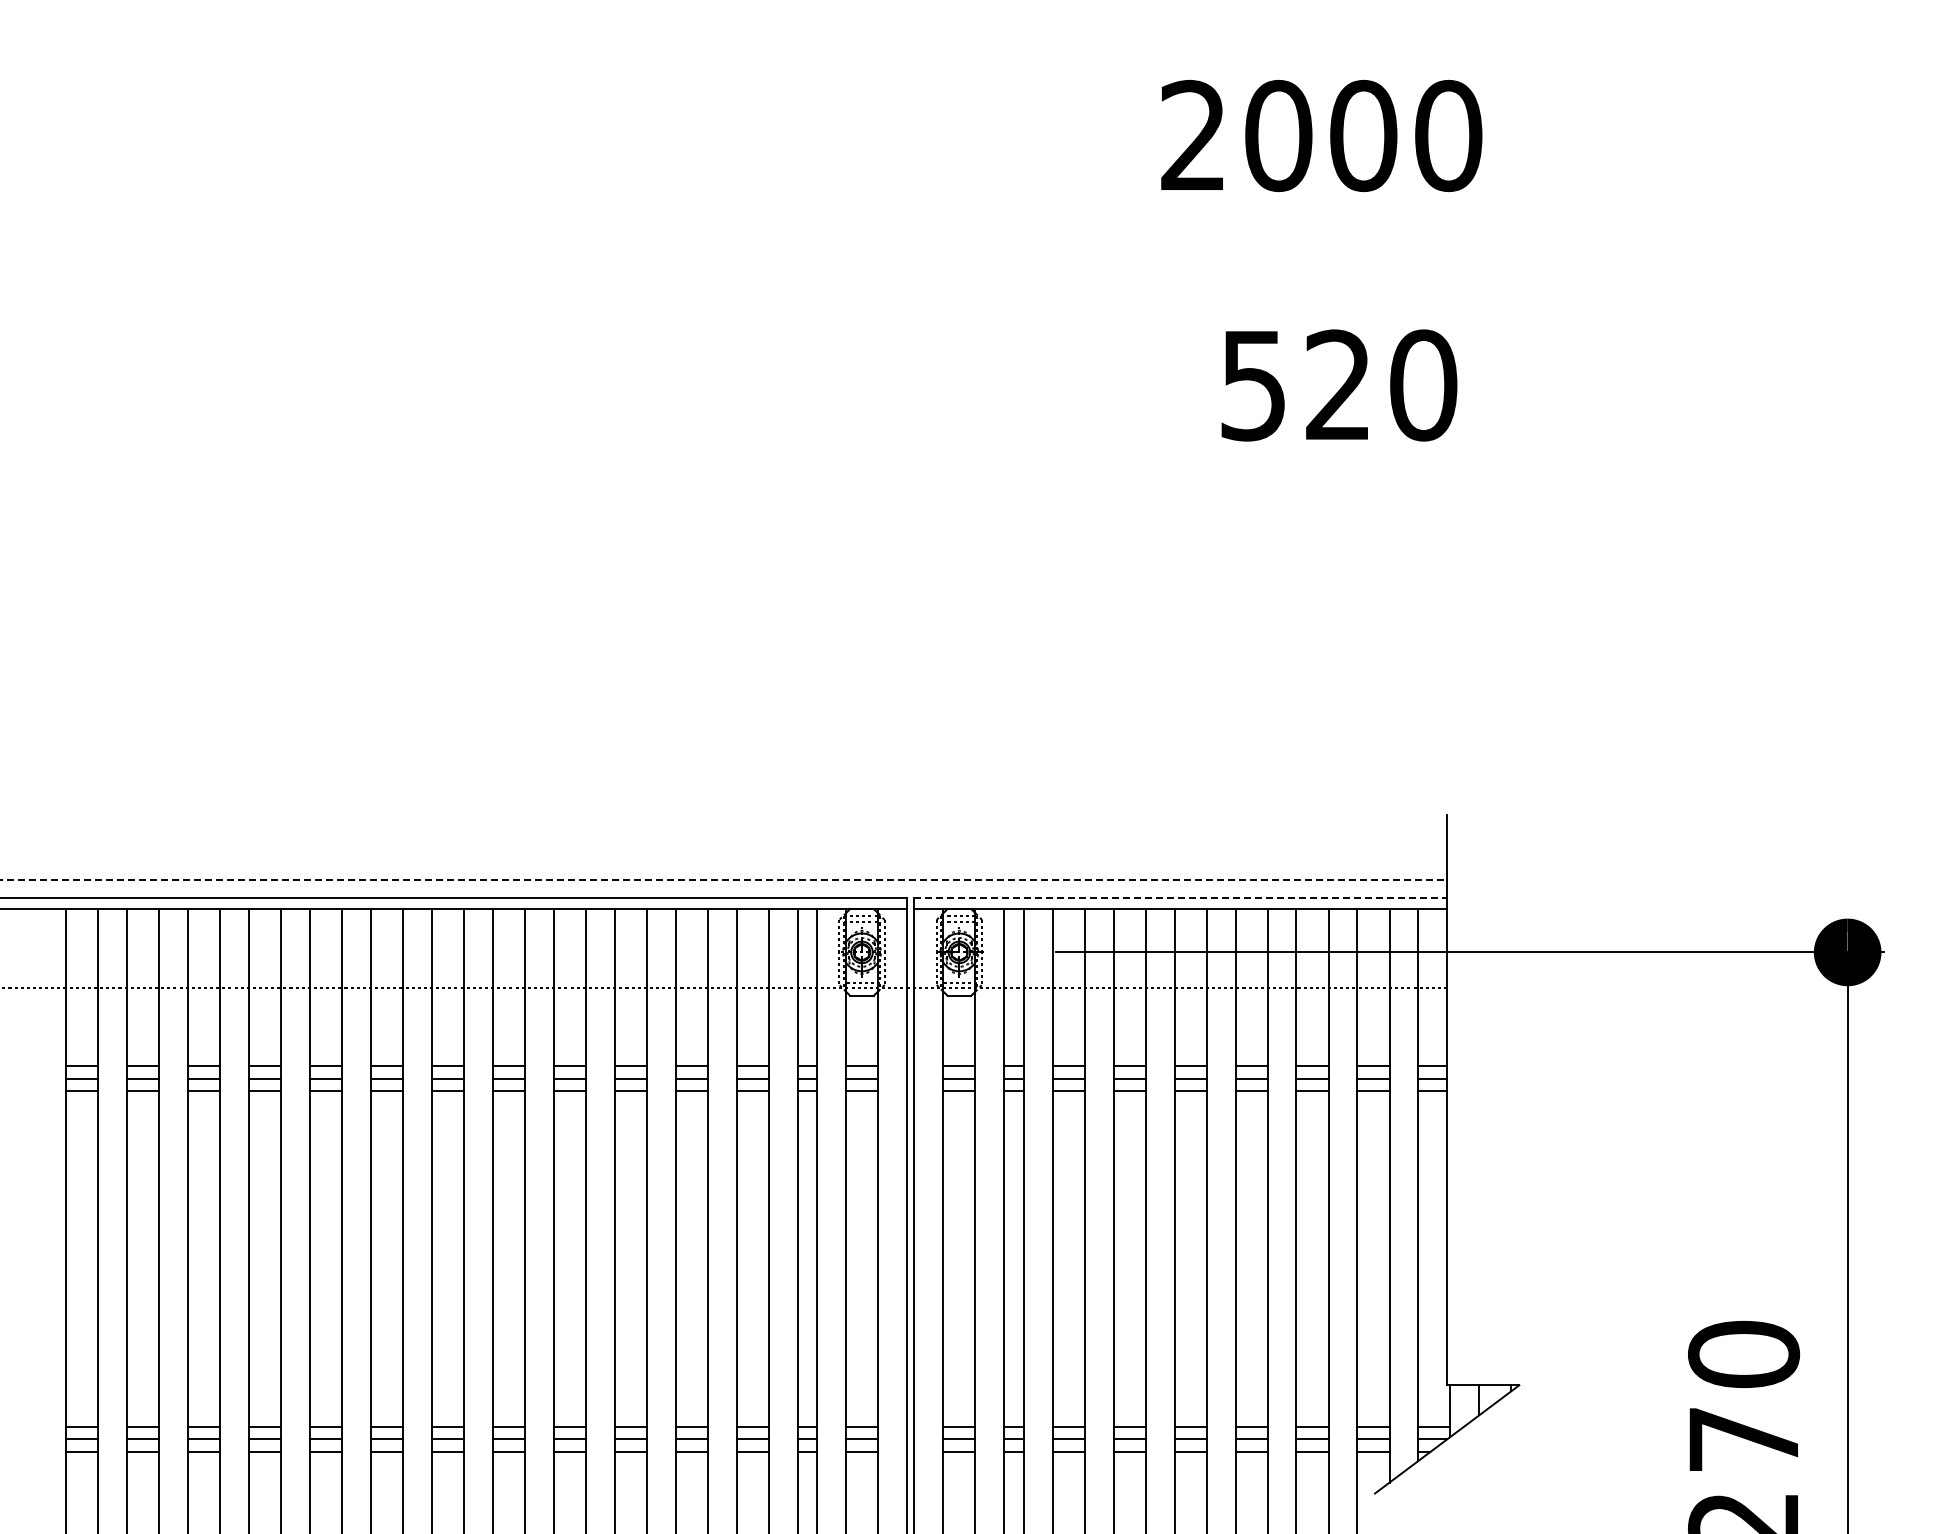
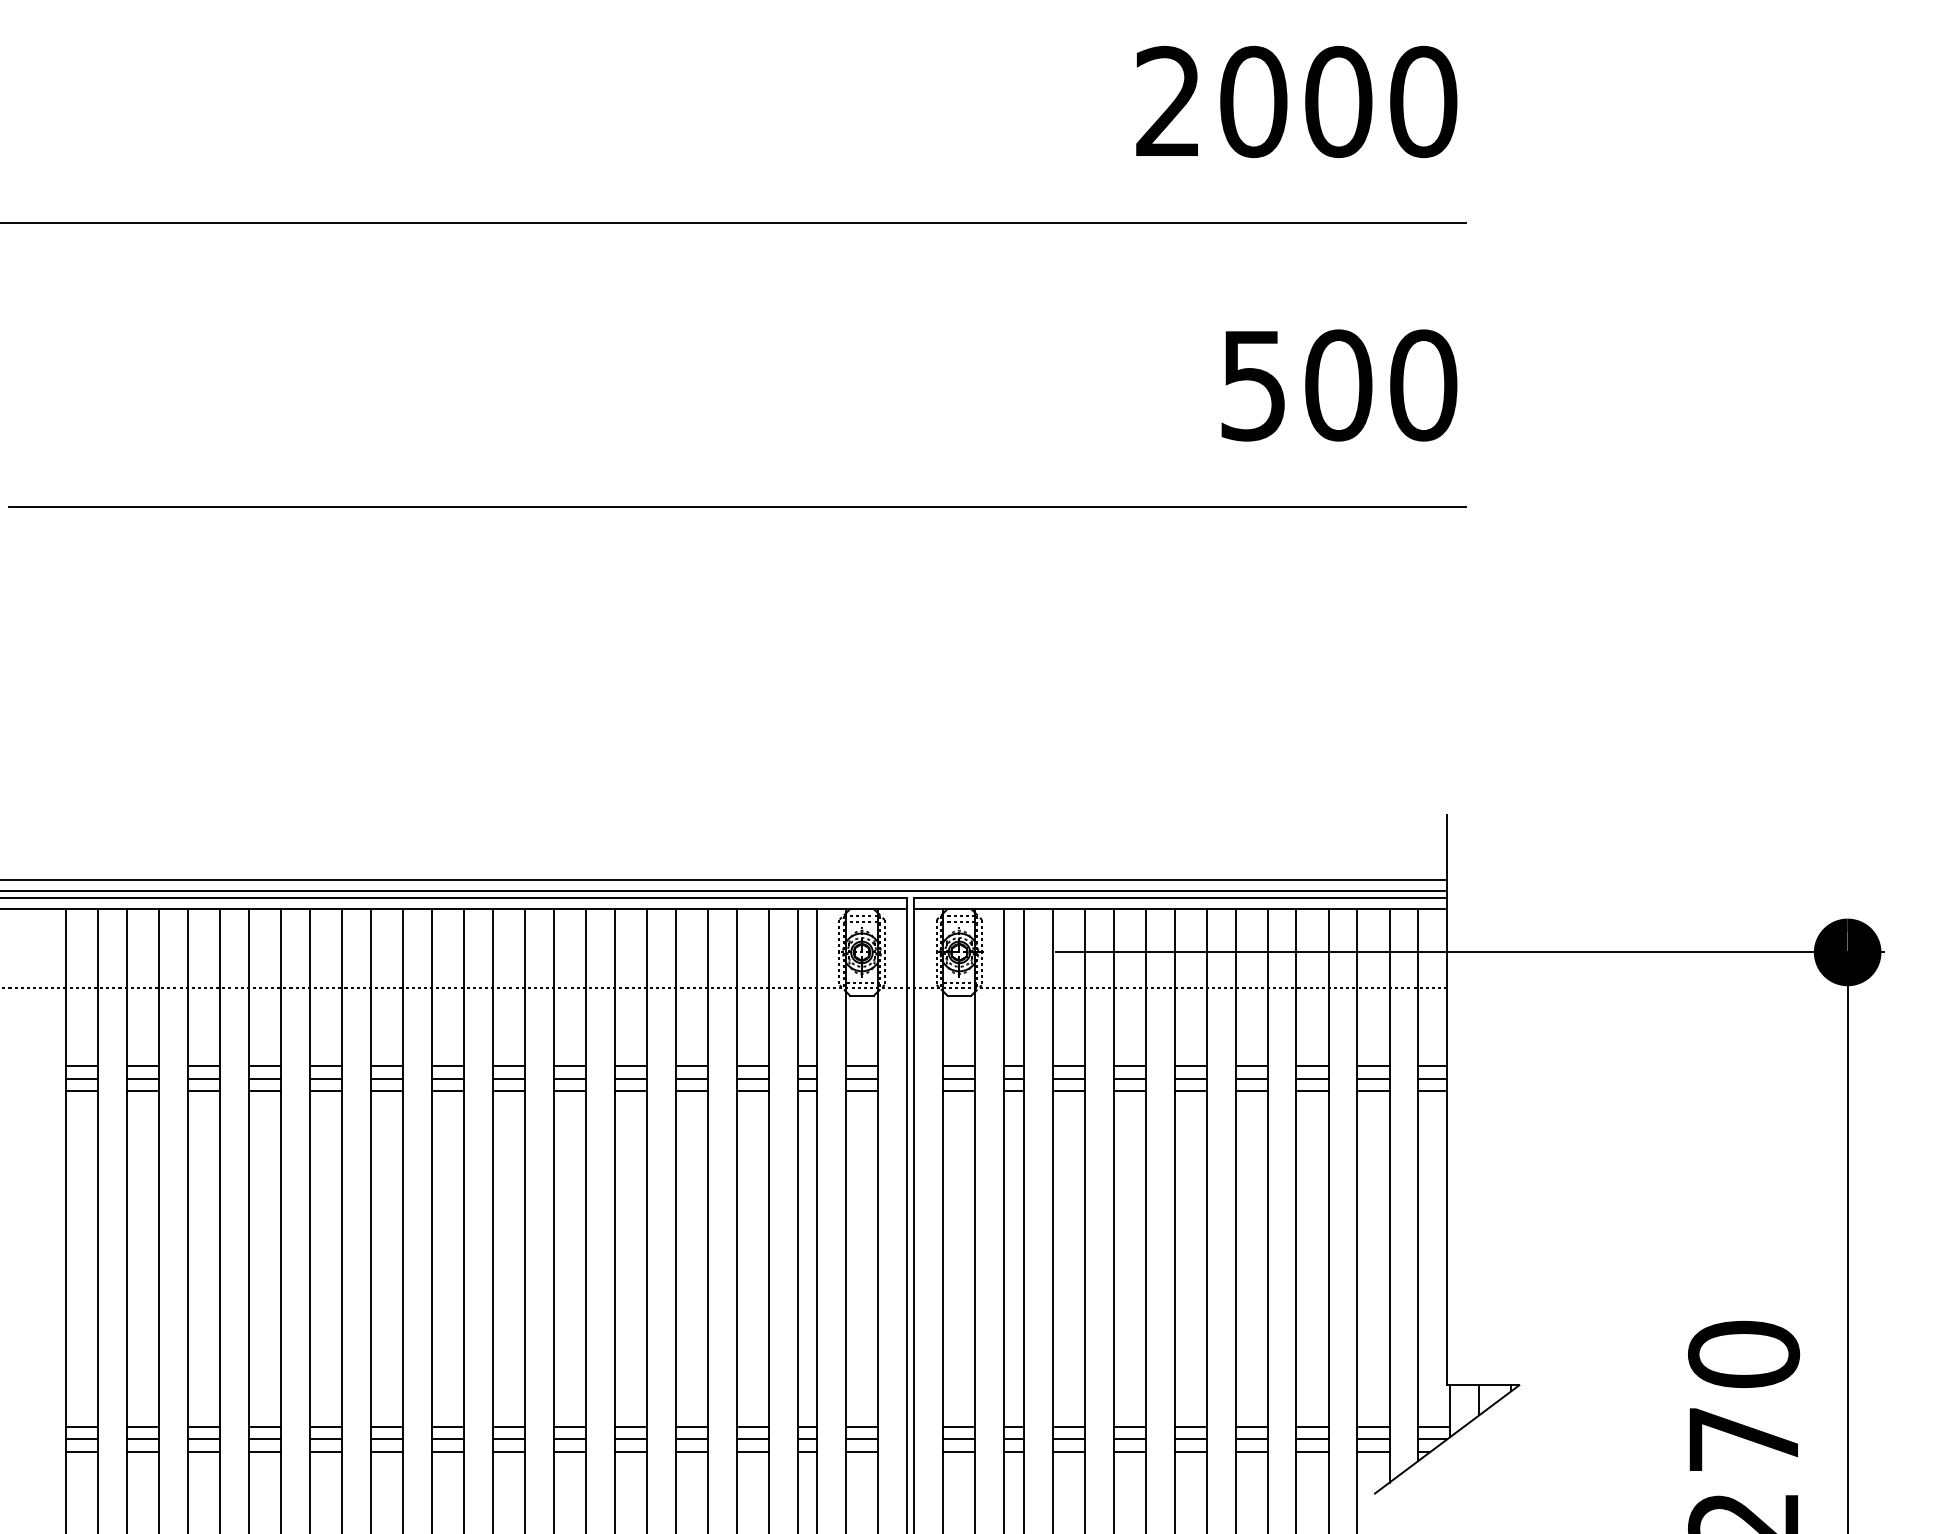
text position: (1321, 135) -> (1296, 101) (1296, 101)
line: none -> present (734, 223)
text: 520 -> 500 (1338, 385)
line: none -> present (737, 506)
line: dashed -> solid (724, 880)
line: none -> present (724, 891)
line: dashed -> solid (1181, 898)
